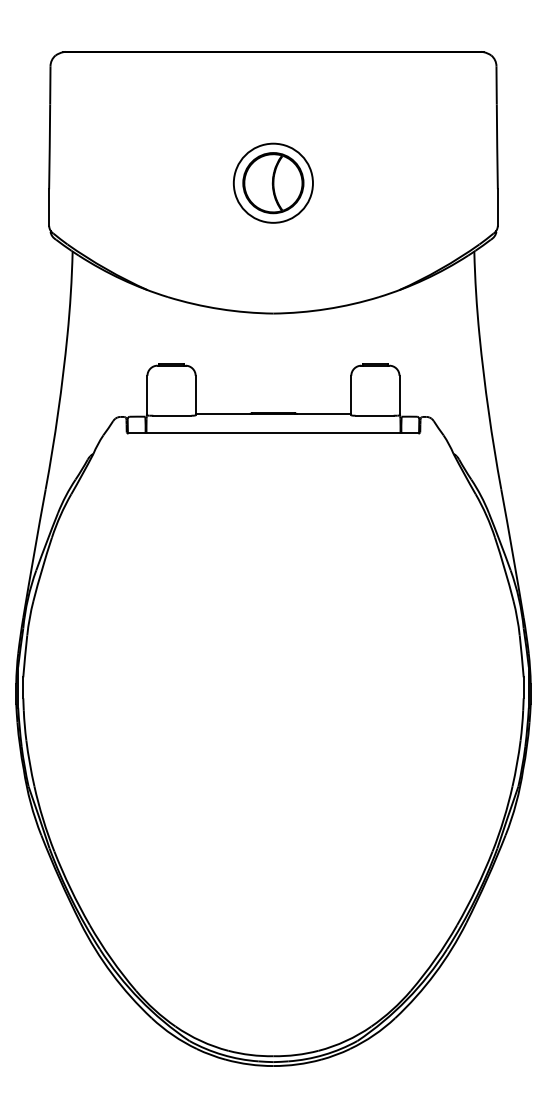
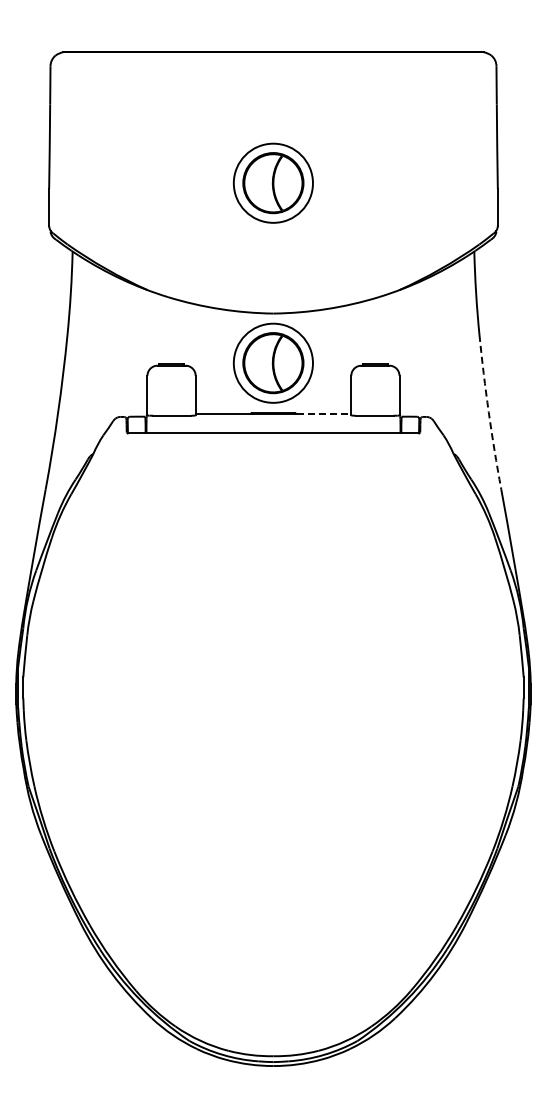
part: none -> present (272, 362)
arc: solid -> dashed (488, 412)
line: solid -> dashed (324, 413)
